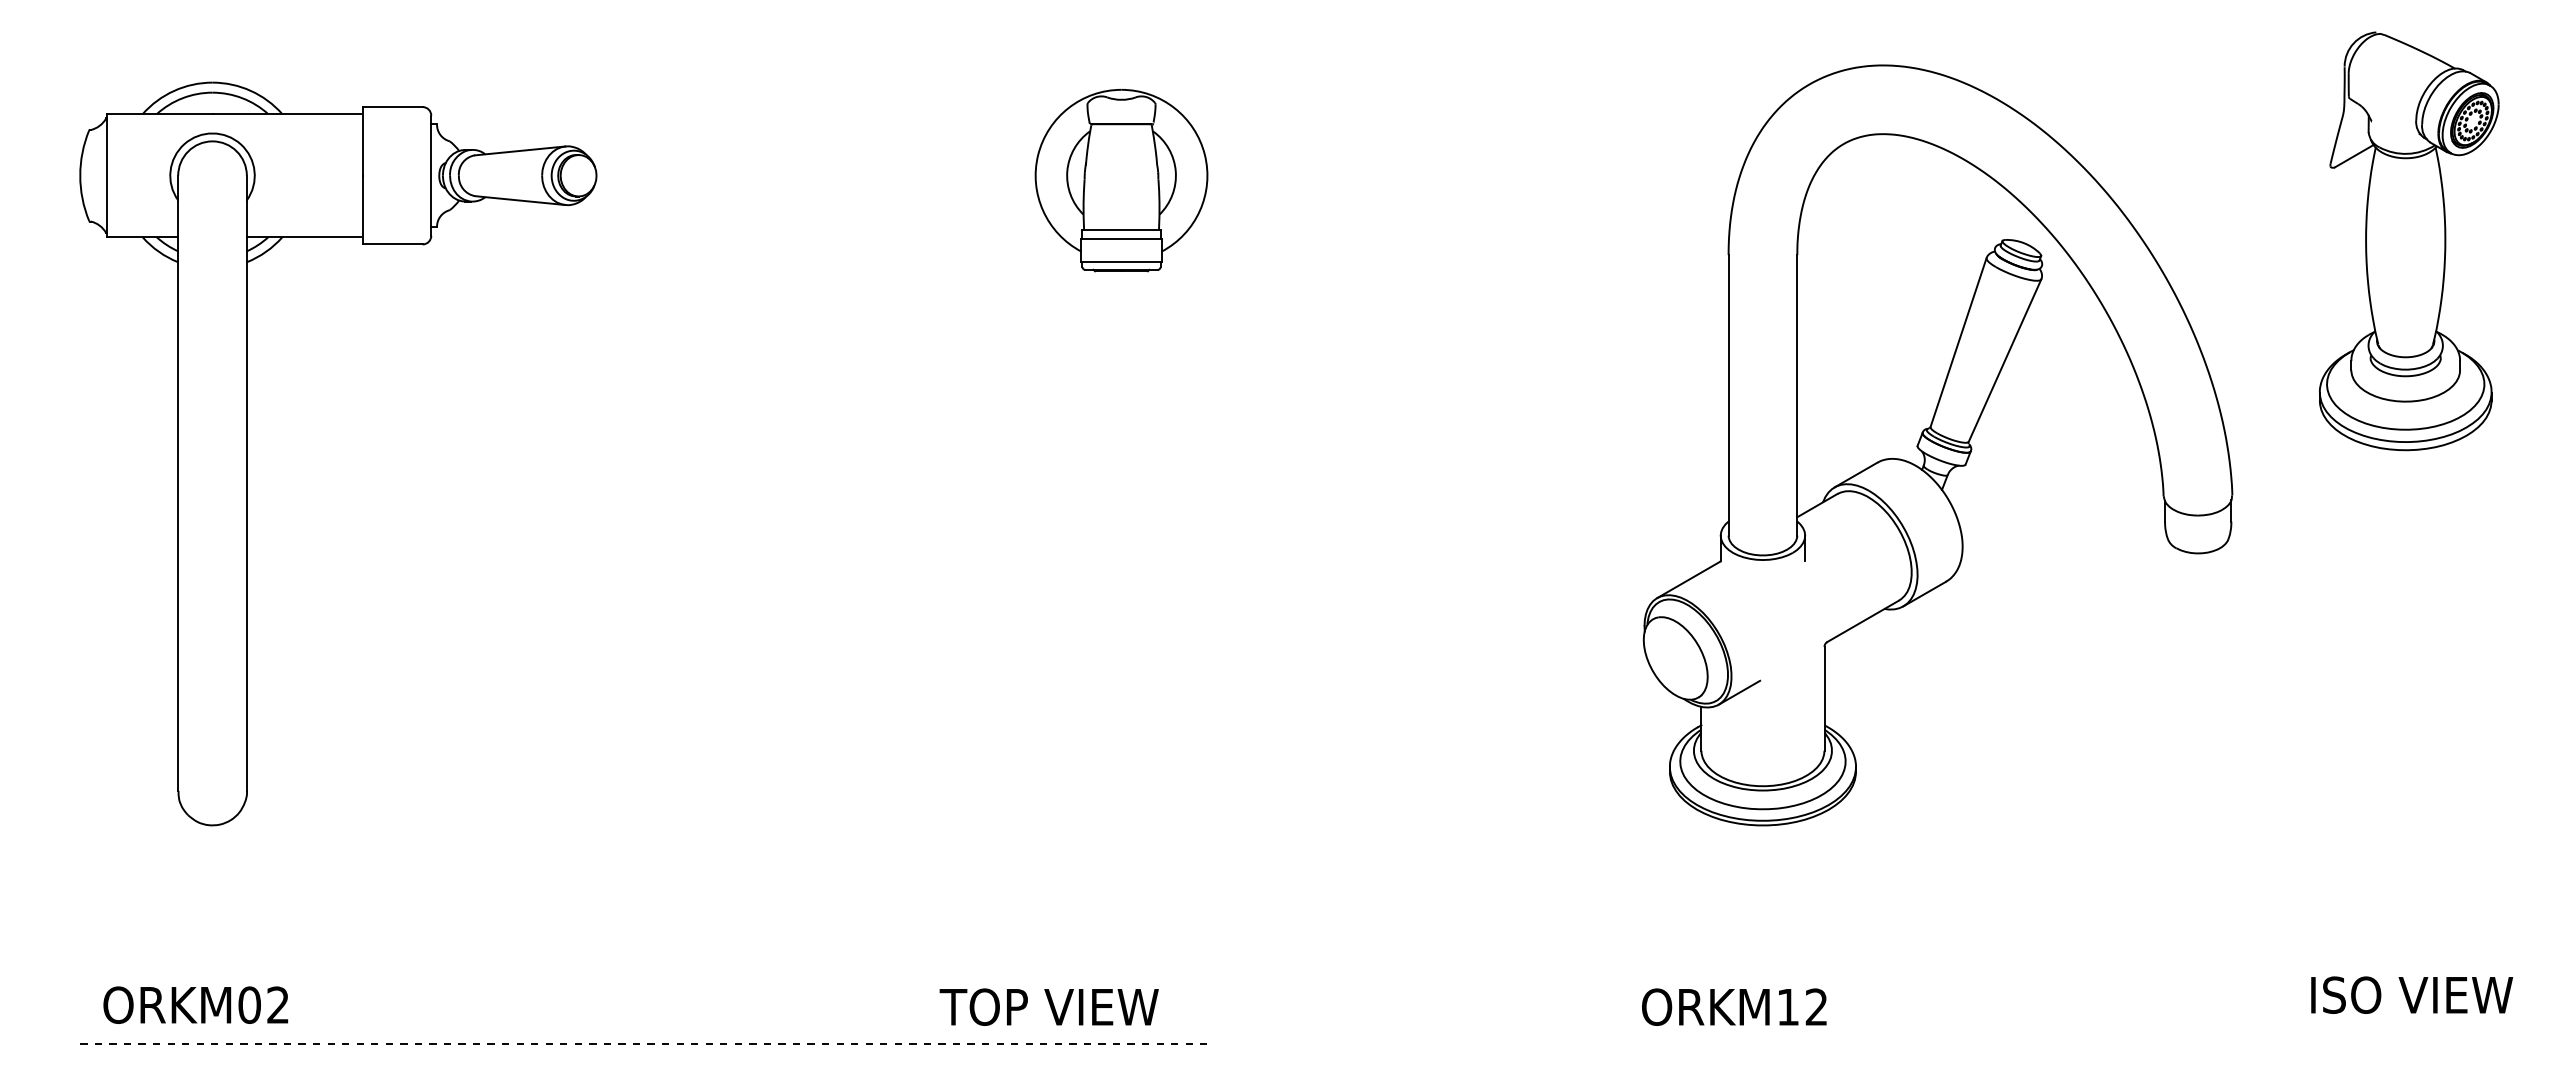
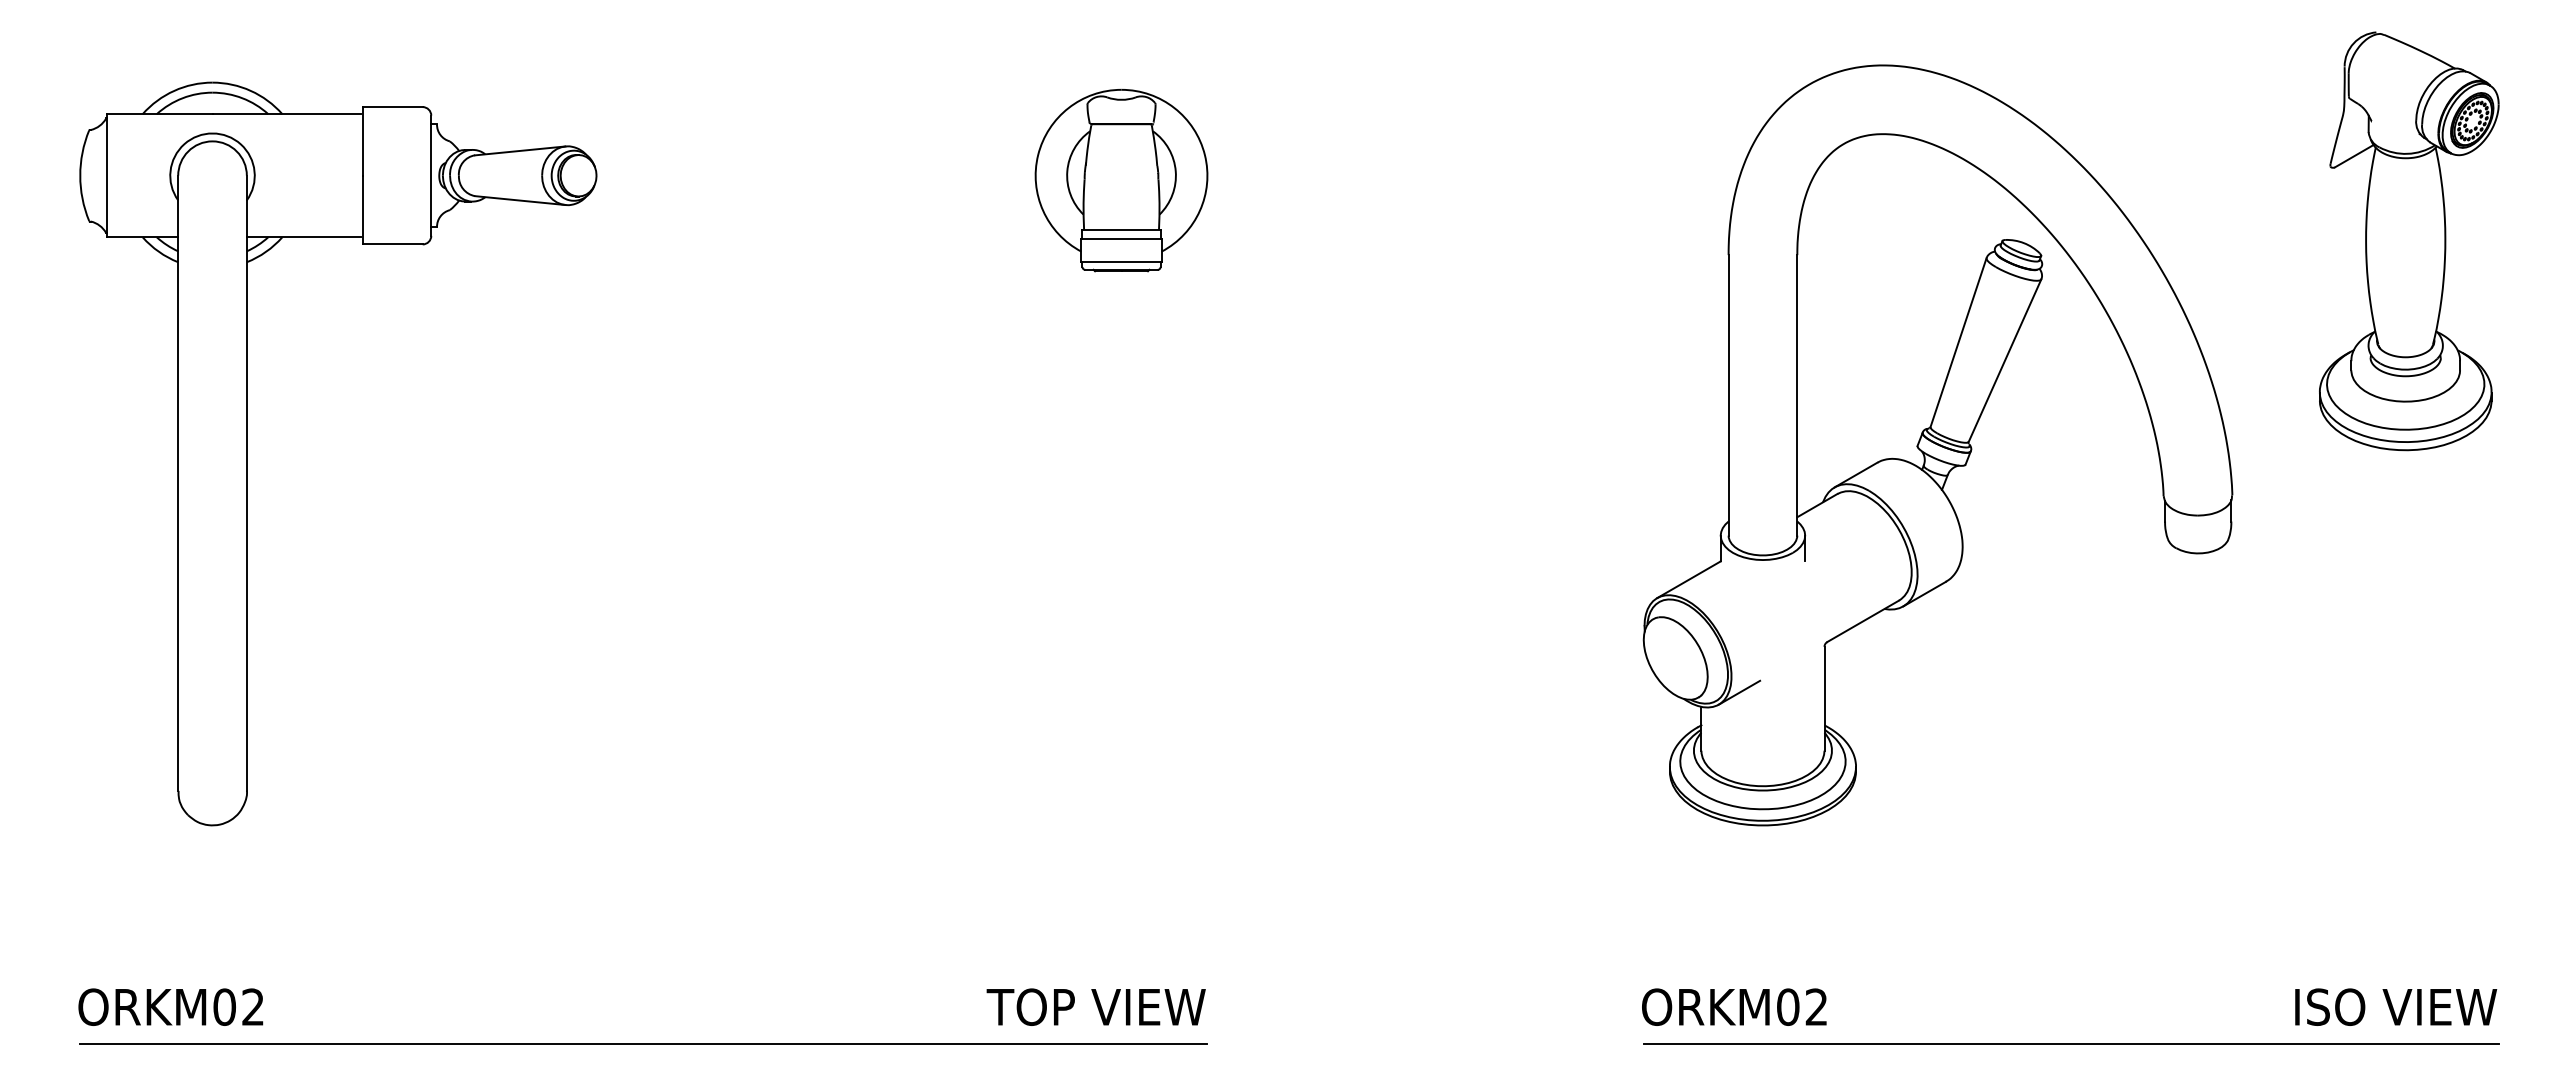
text position: (2412, 994) -> (2396, 1006) (2396, 1006)
text position: (195, 1004) -> (170, 1006) (170, 1006)
text position: (1048, 1006) -> (1095, 1006) (1095, 1006)
text: ORKM12 -> ORKM02 (1788, 1006)
line: dashed -> solid (643, 1043)
line: none -> present (2070, 1043)
